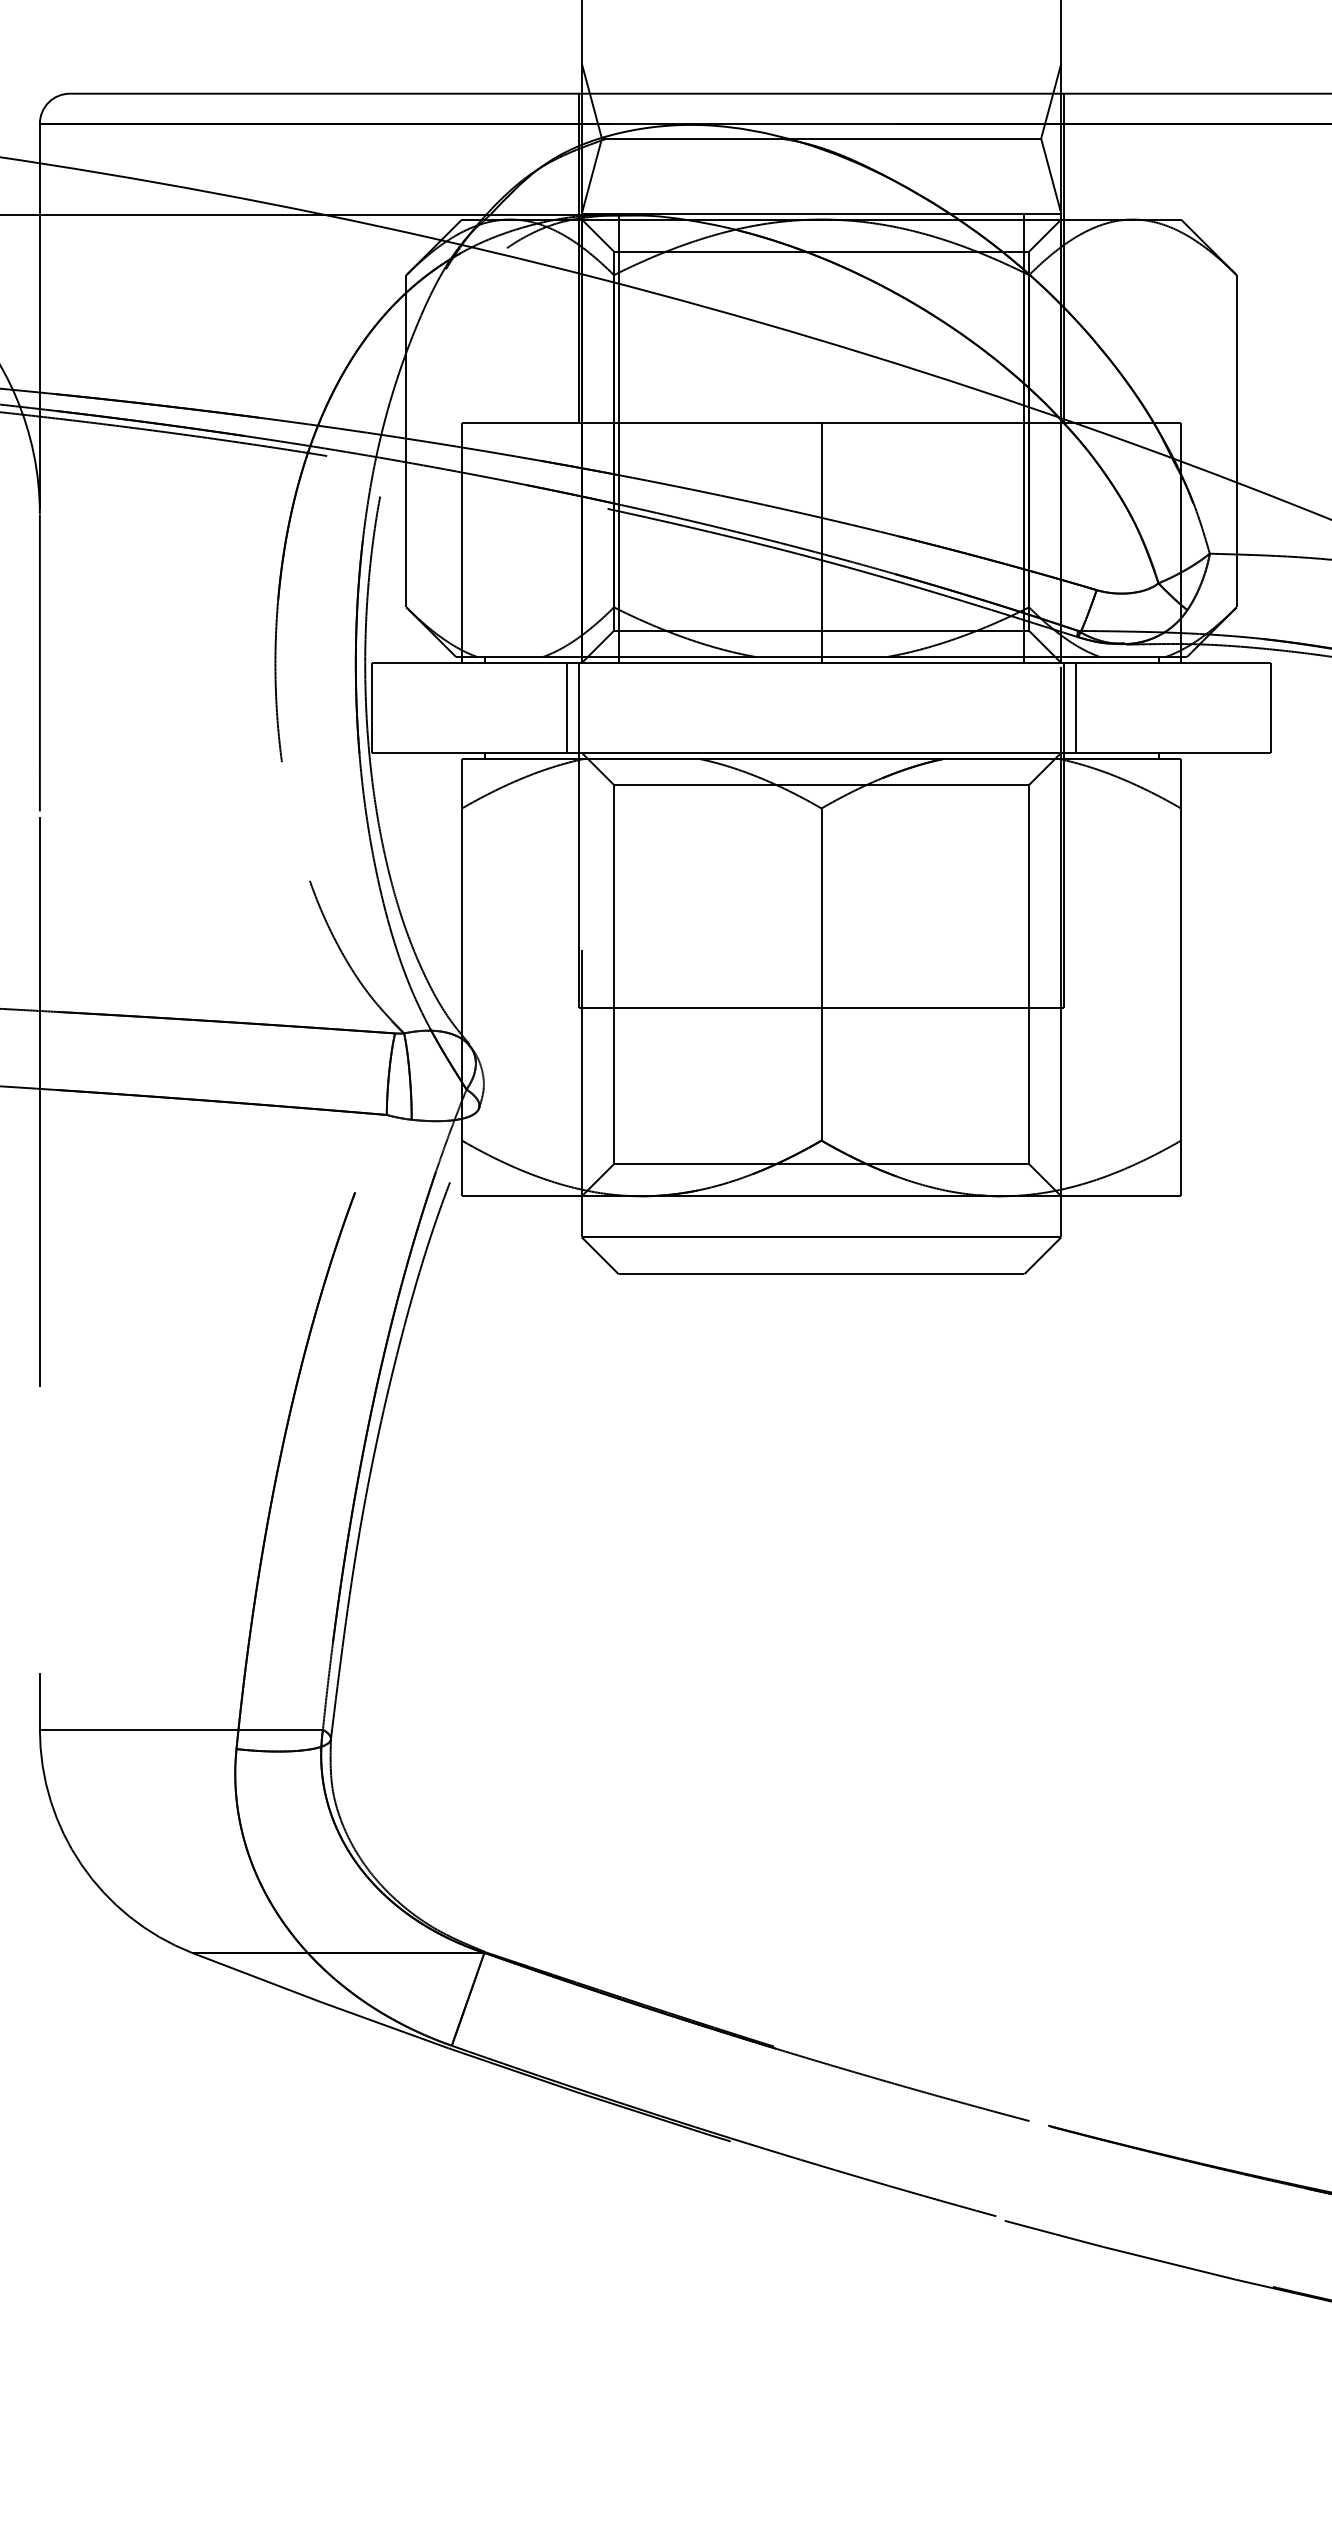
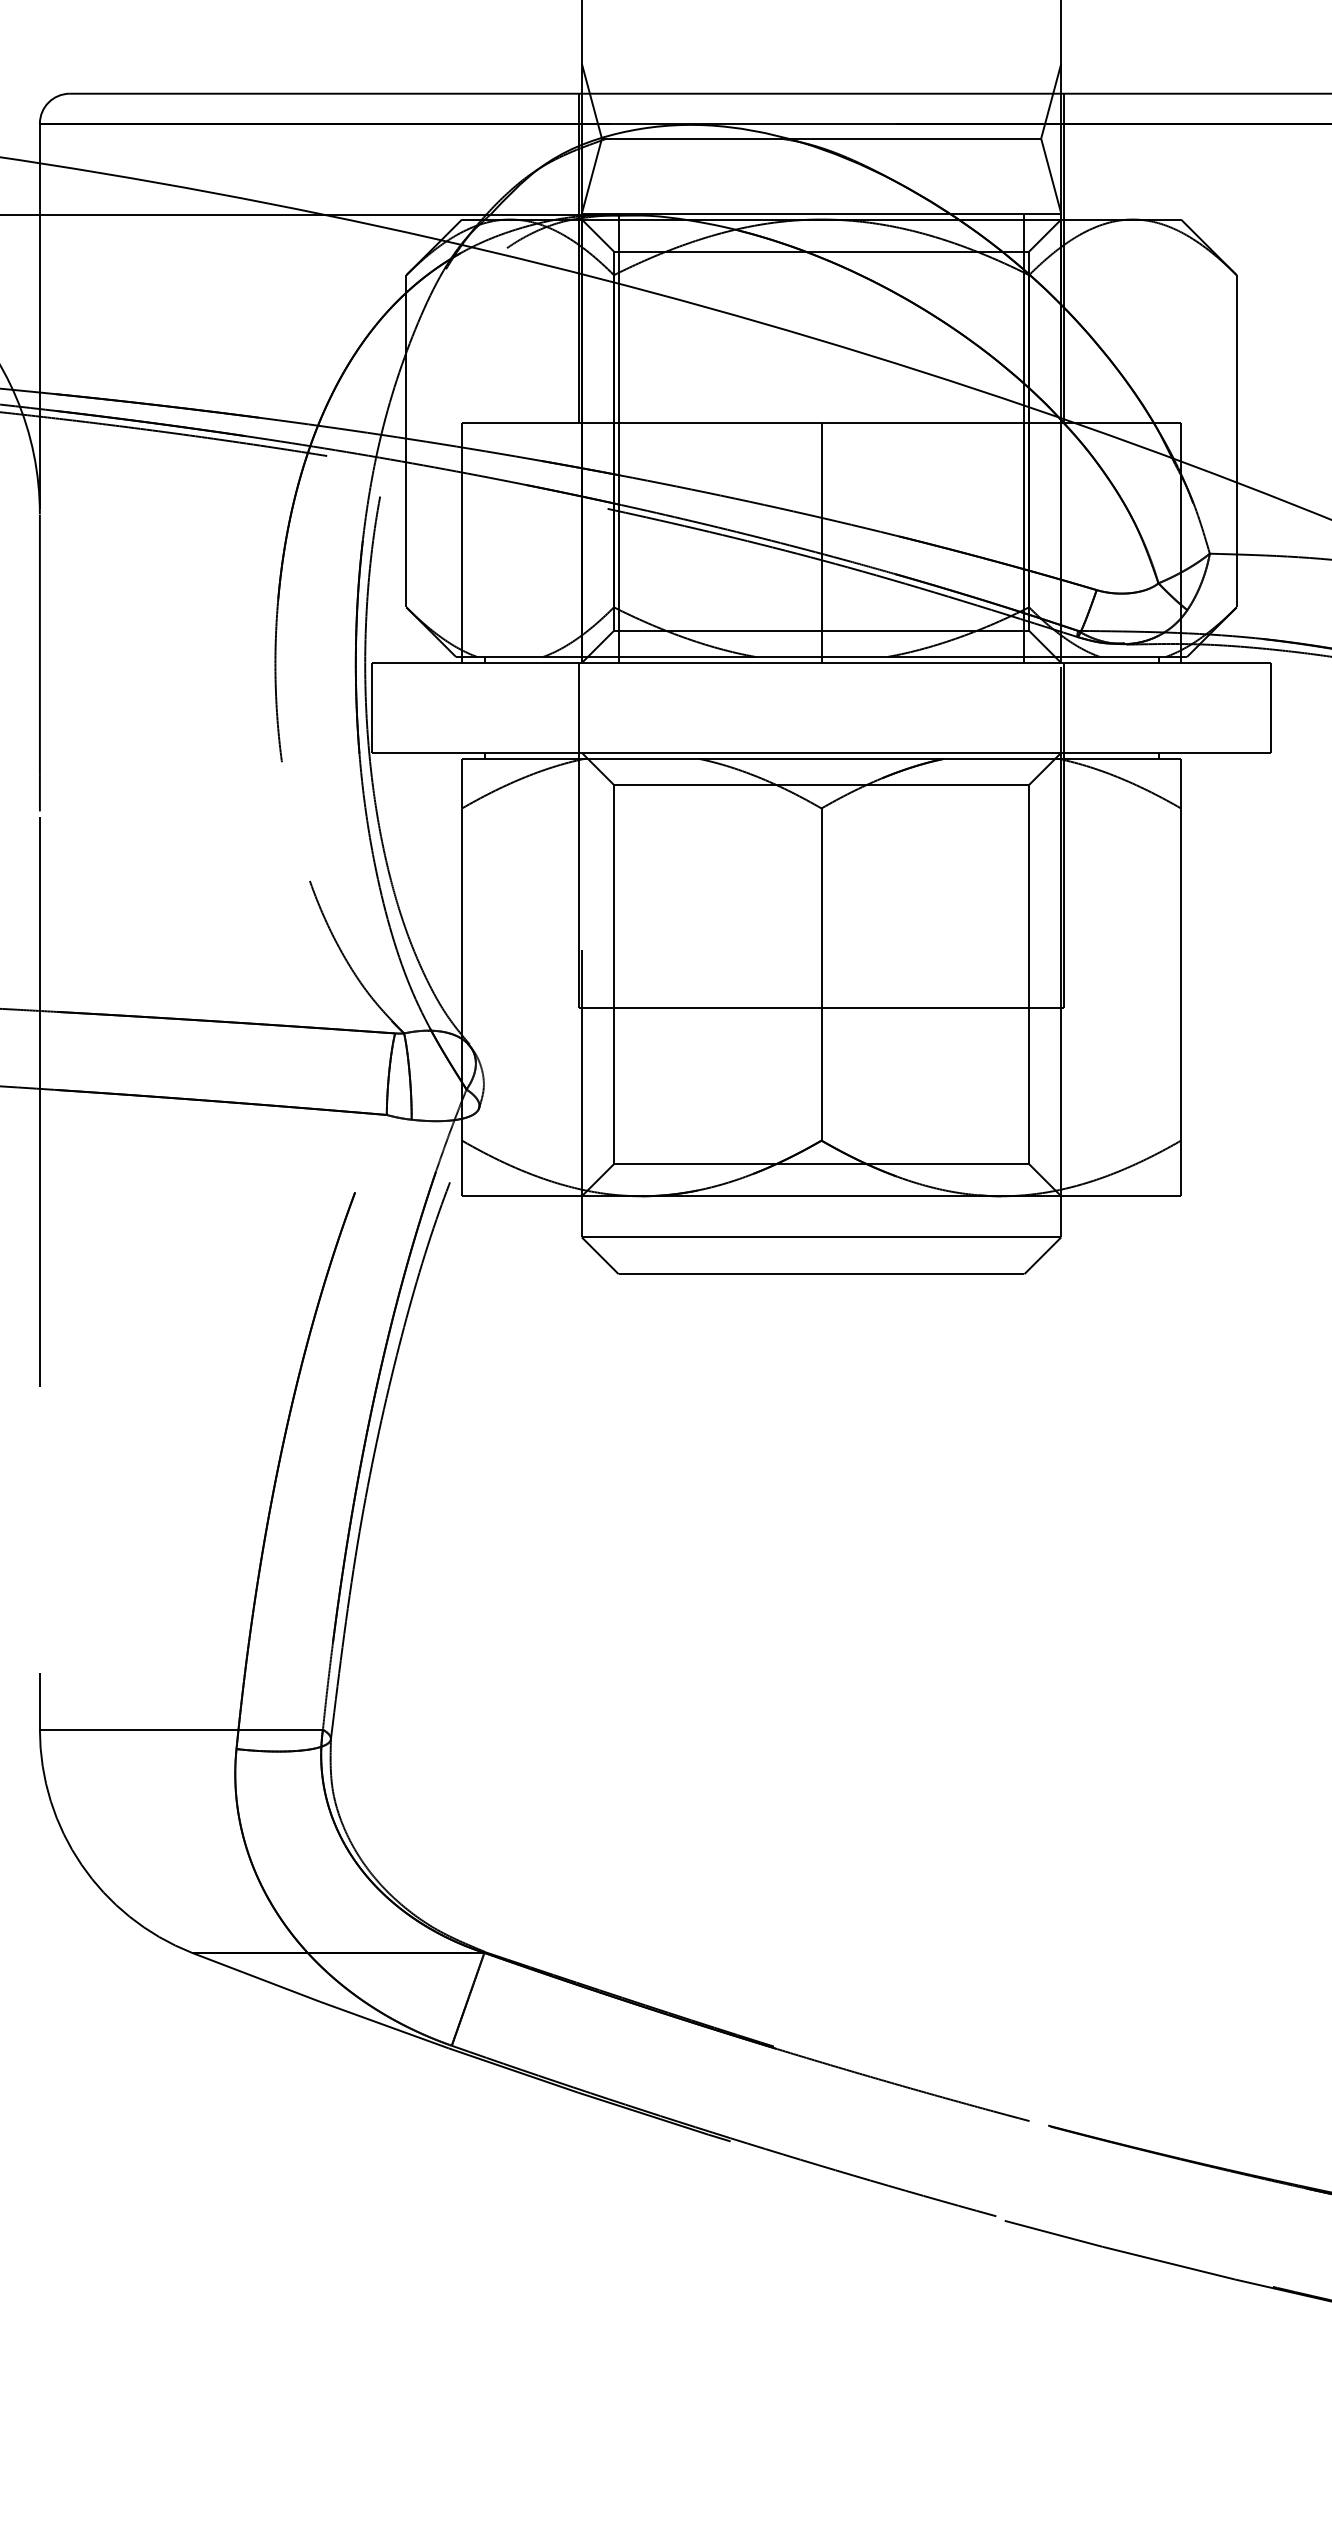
line: present -> none (566, 707)
line: present -> none (1076, 707)
